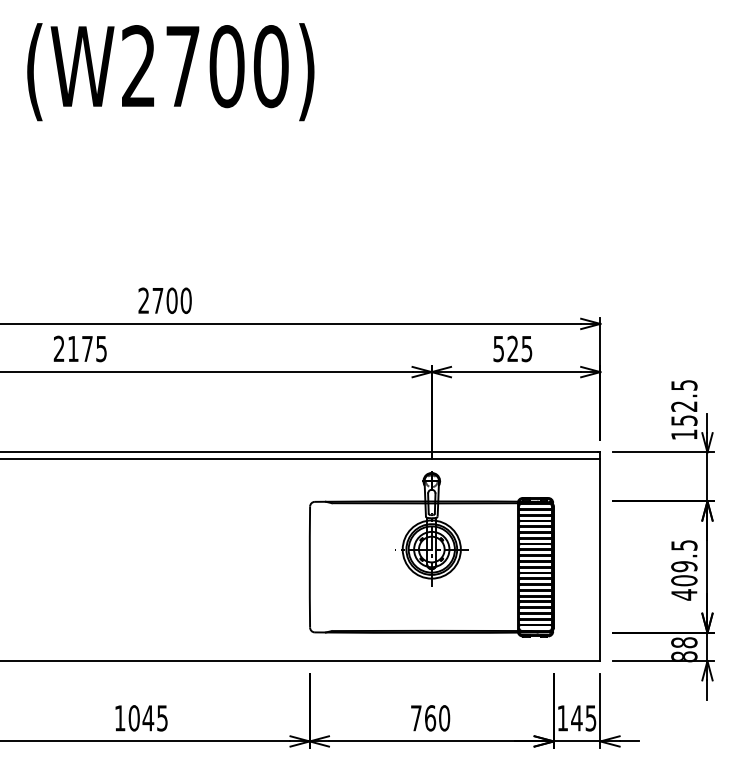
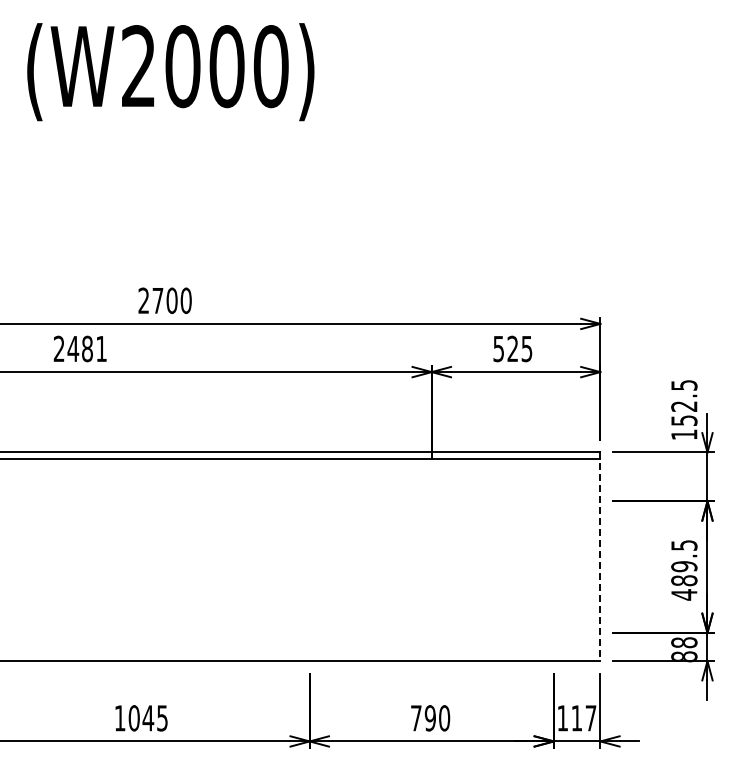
text: (W2700) -> (W2000) (182, 66)
text: 2175 -> 2481 (86, 348)
part: present -> none (431, 554)
line: solid -> dashed (600, 557)
text: 409.5 -> 489.5 (684, 580)
text: 760 -> 790 (430, 718)
text: 145 -> 117 (583, 718)
